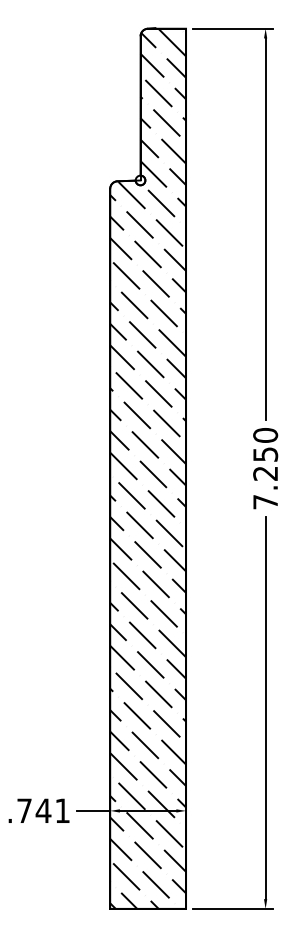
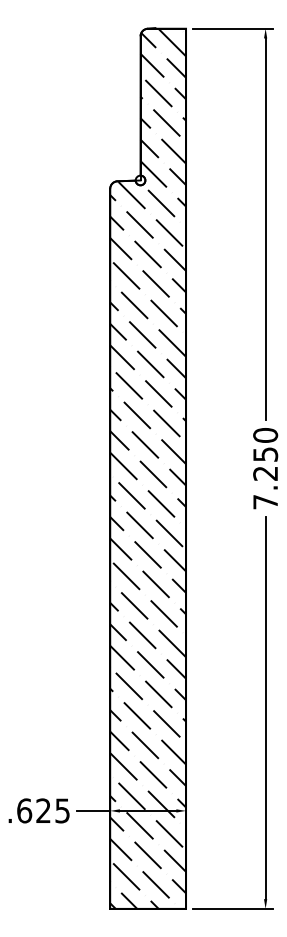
text: .741 -> .625 (43, 810)
